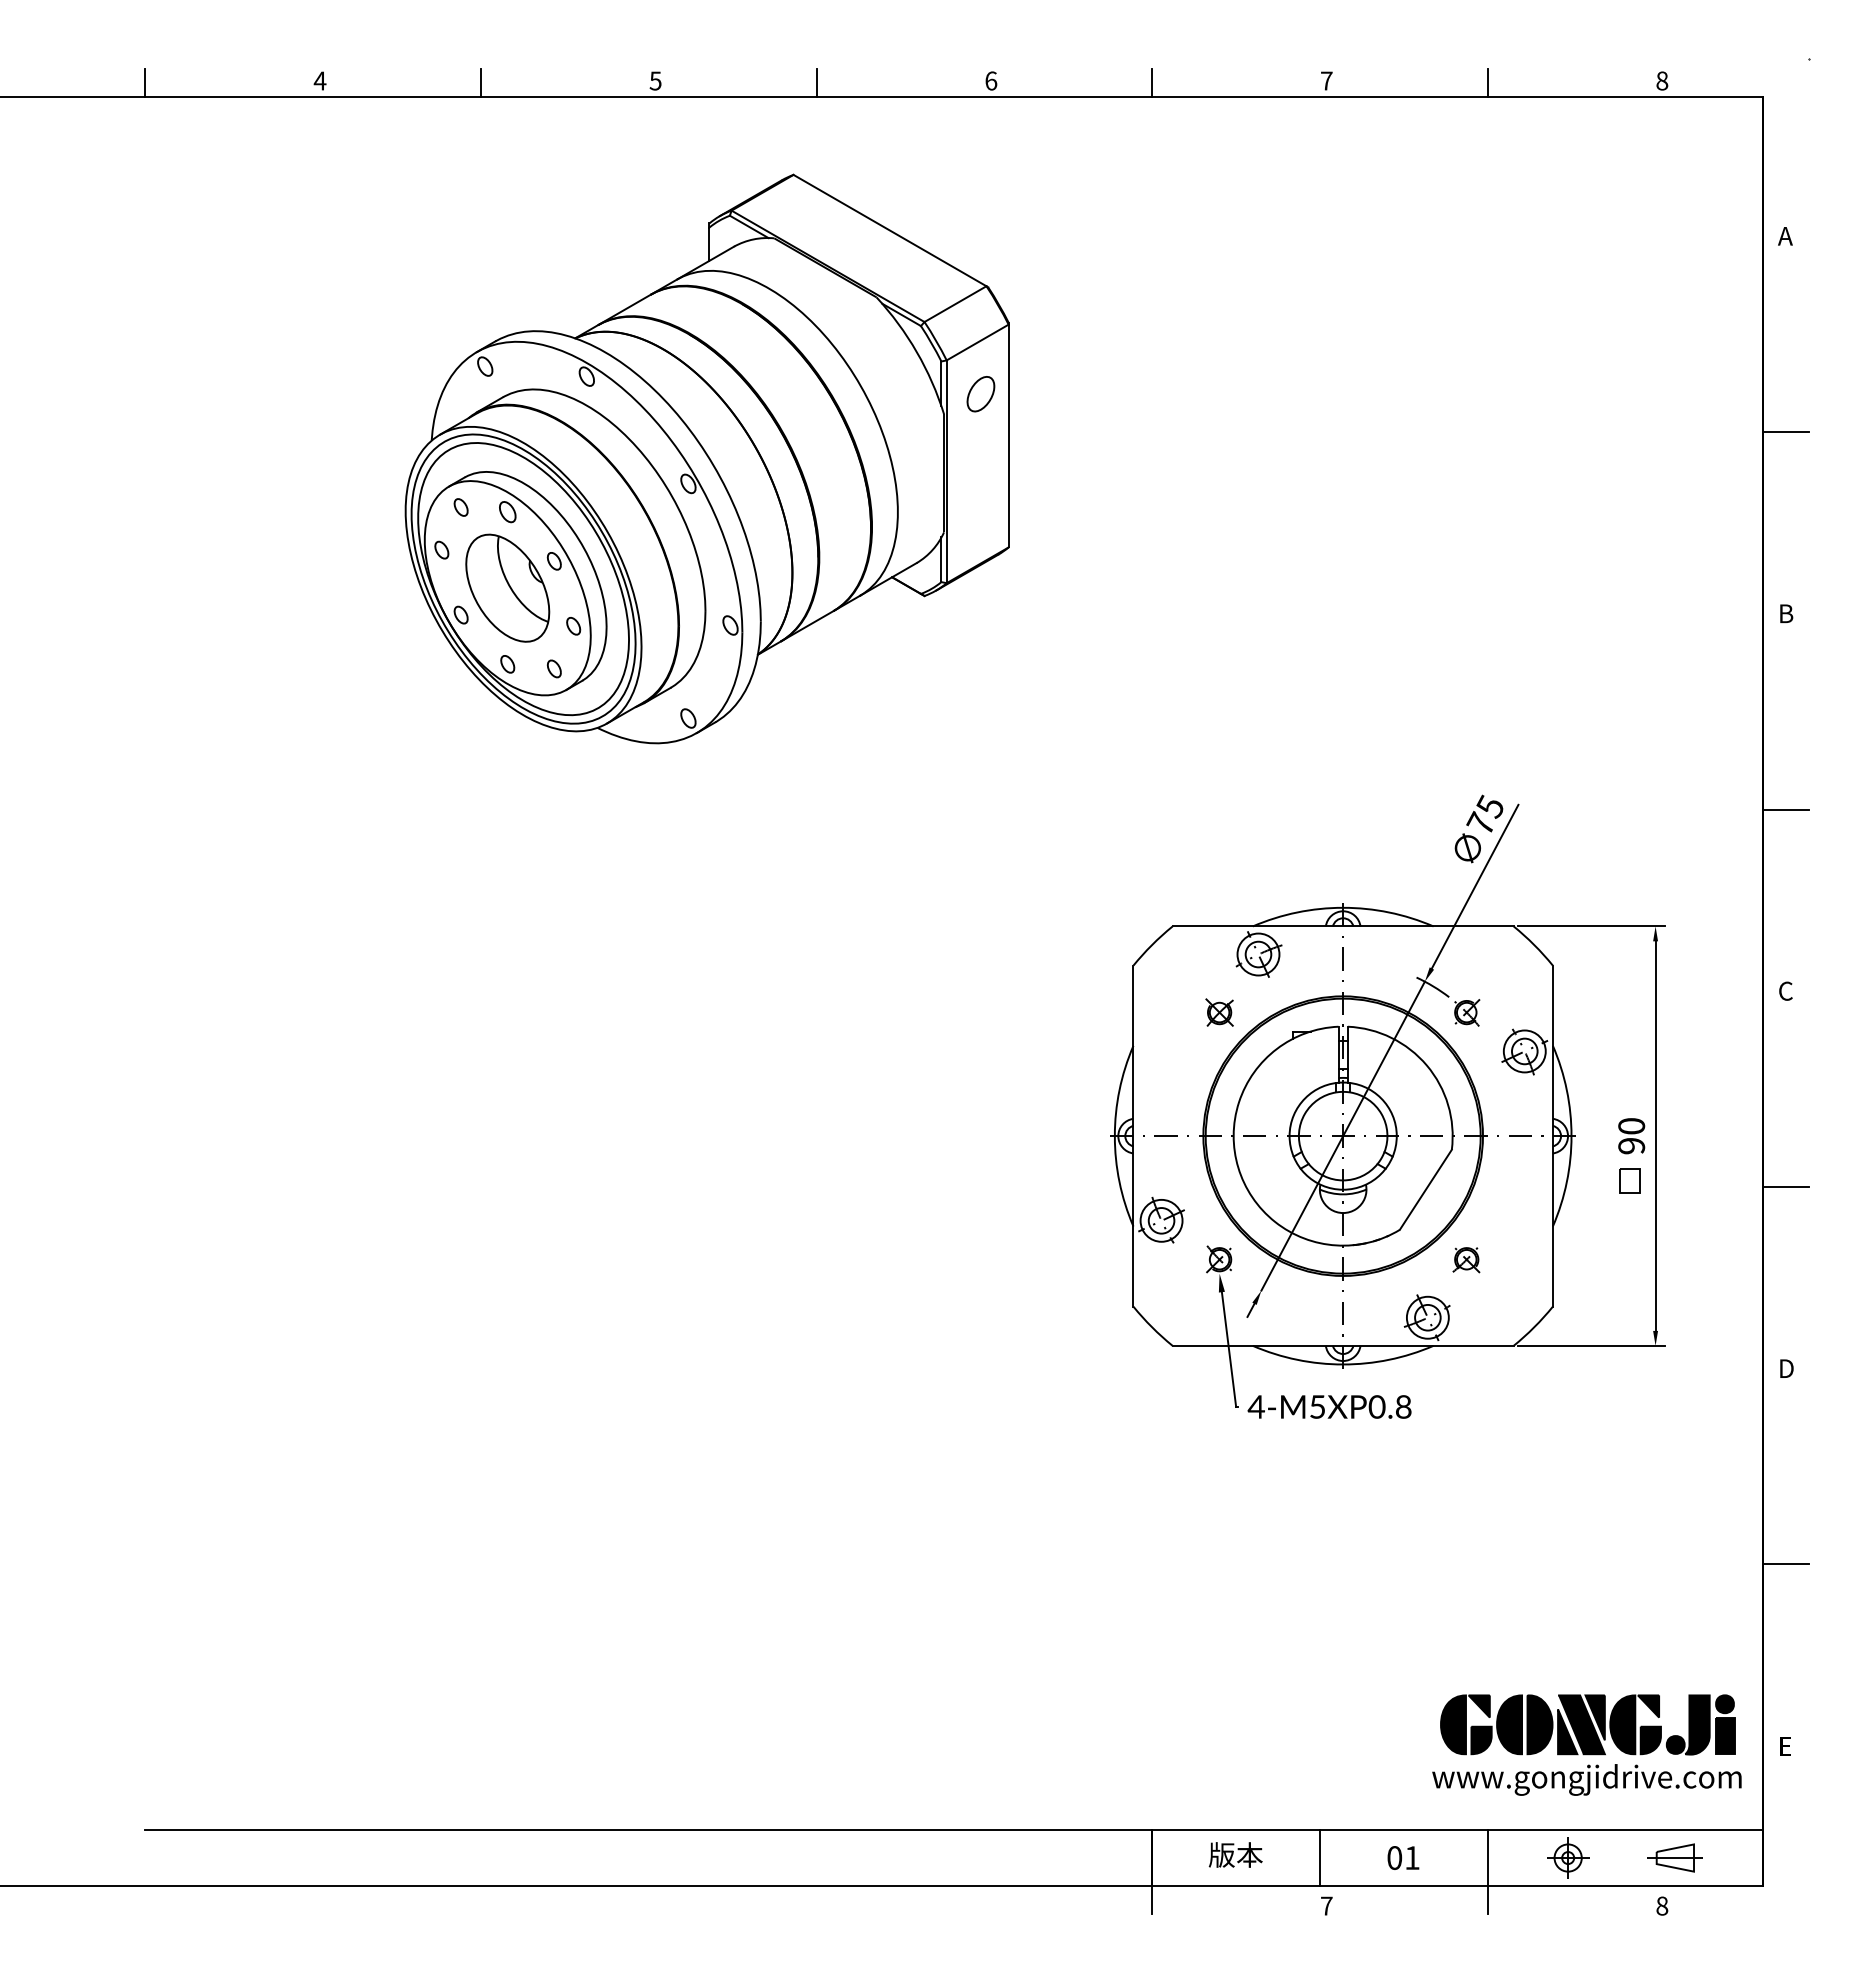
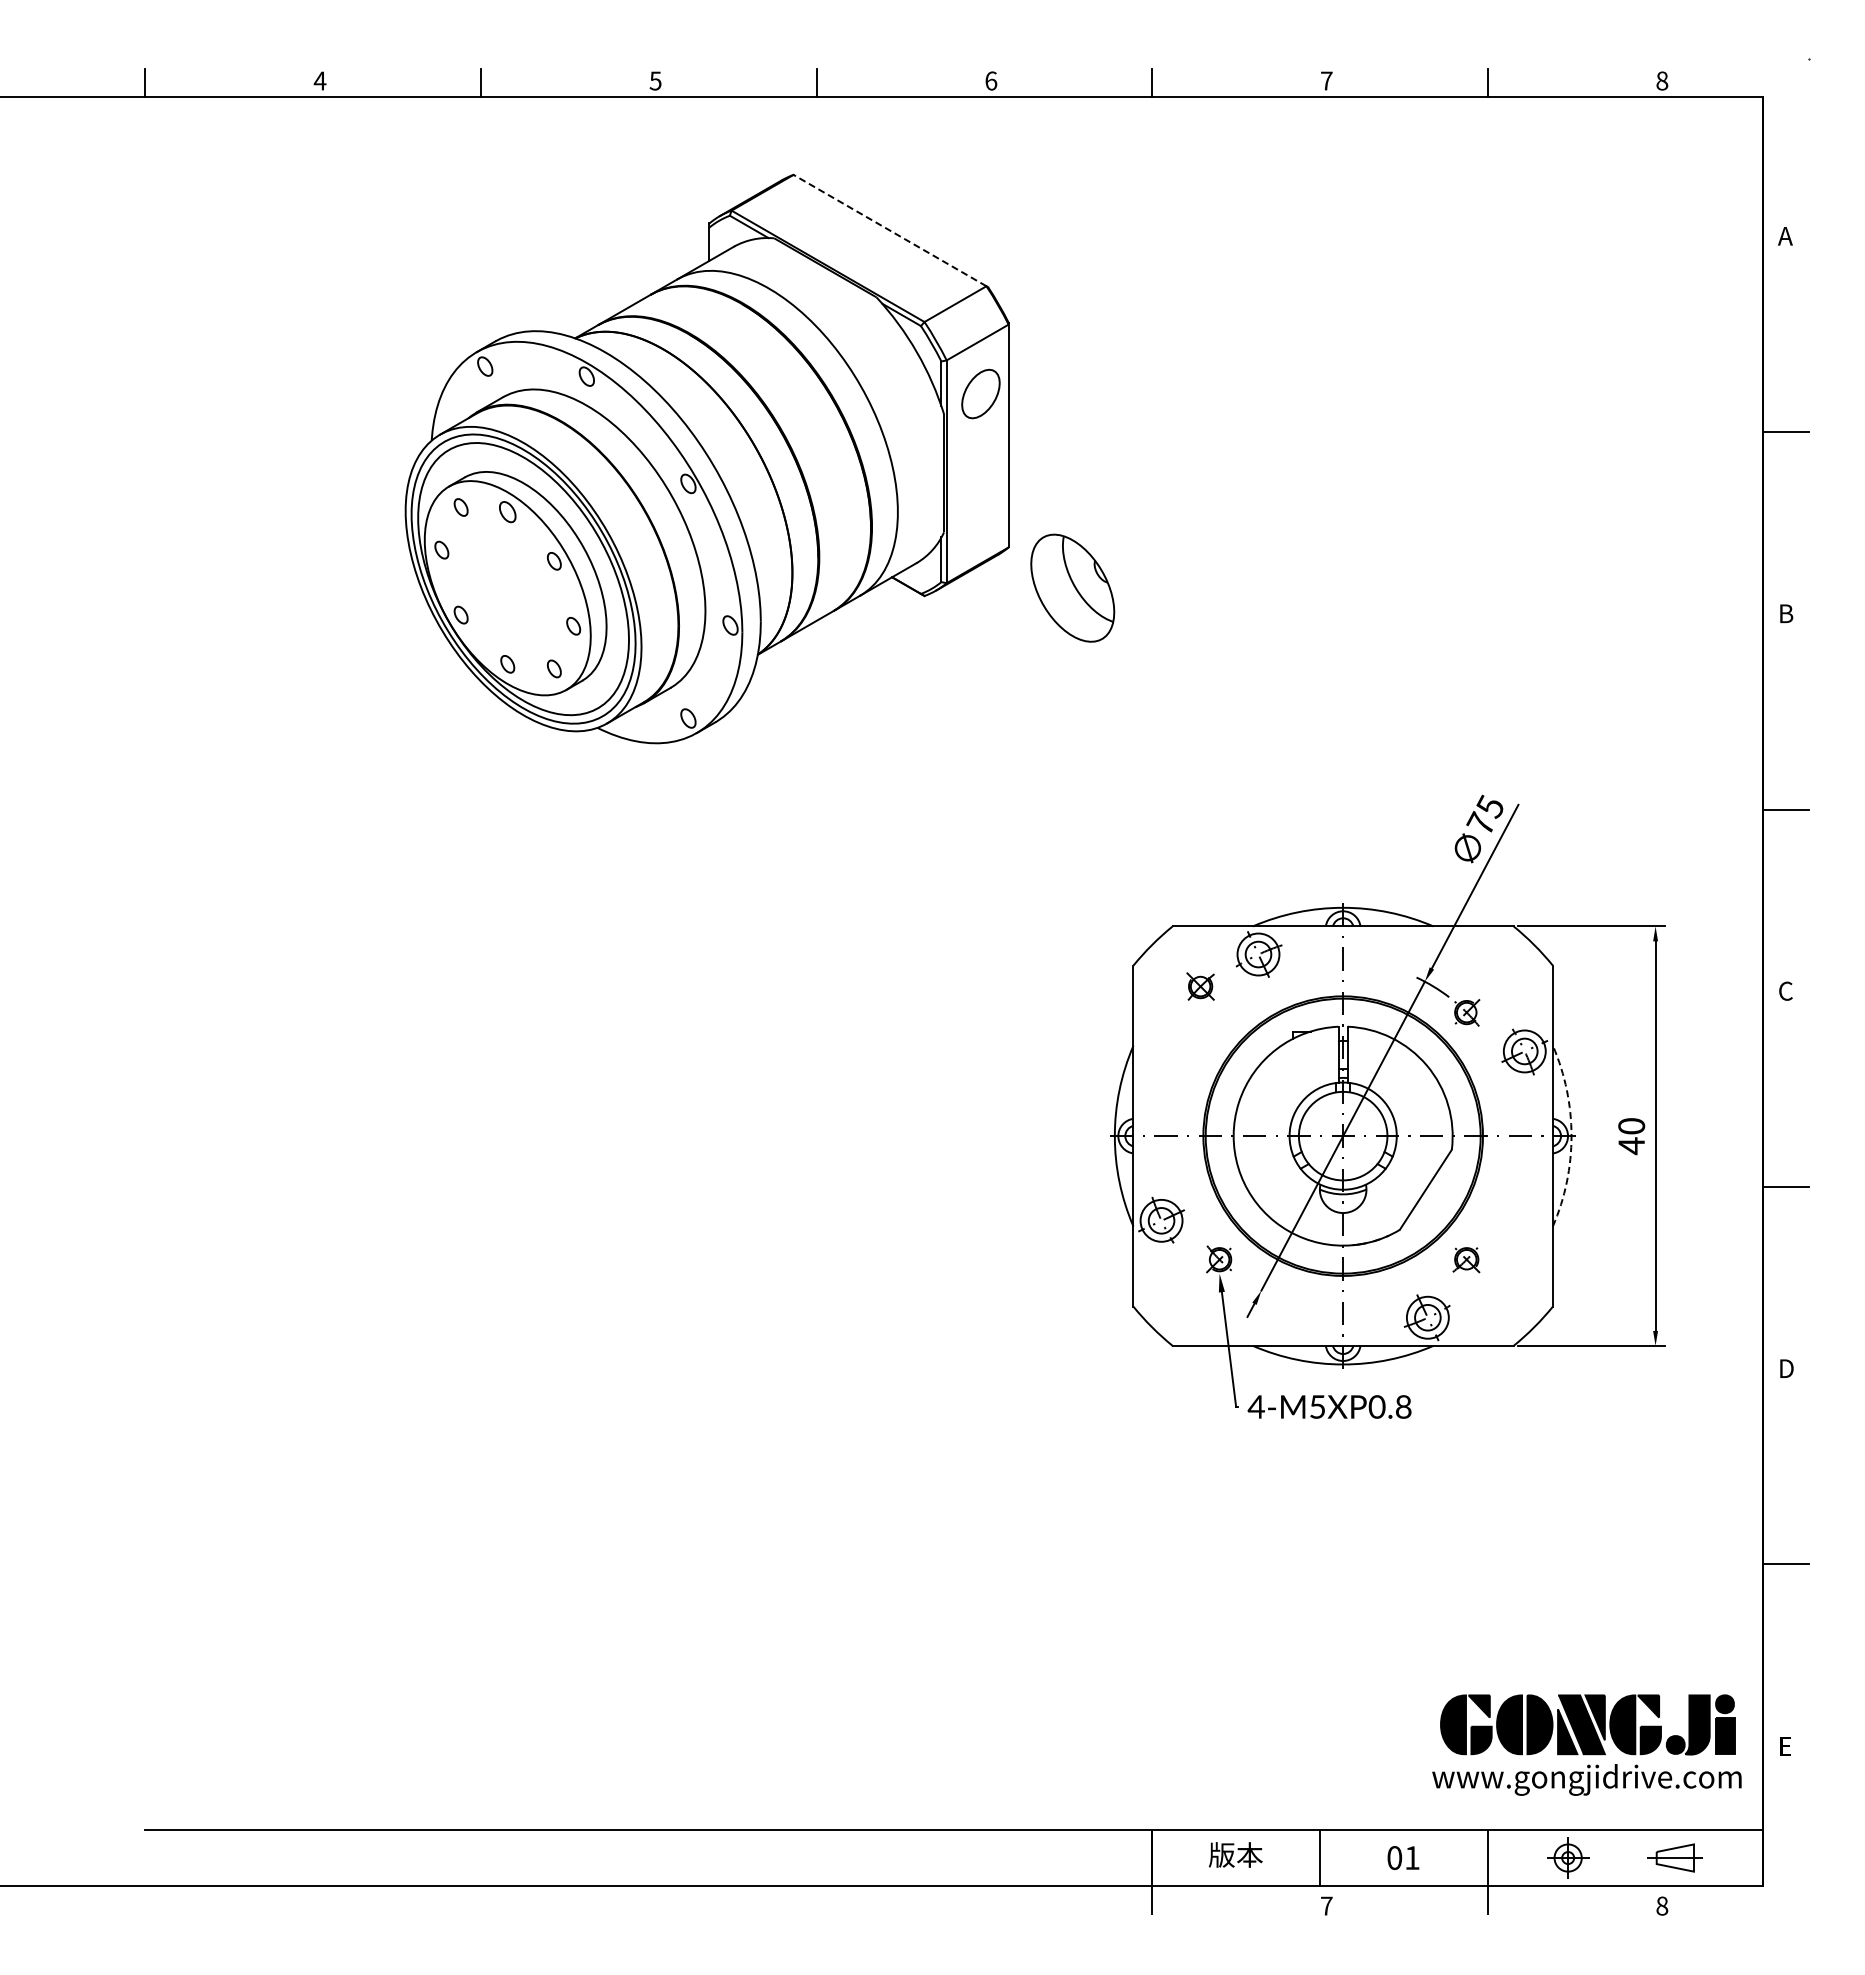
line: solid -> dashed (889, 230)
part size: 30x37 px -> 40x52 px (980, 393)
part position: (507, 587) -> (1072, 587) (1072, 587)
part position: (1219, 1012) -> (1200, 986) (1200, 986)
arc: solid -> dashed (1571, 1136)
text: 90 -> 40 (1631, 1146)
part: present -> none (1629, 1180)
